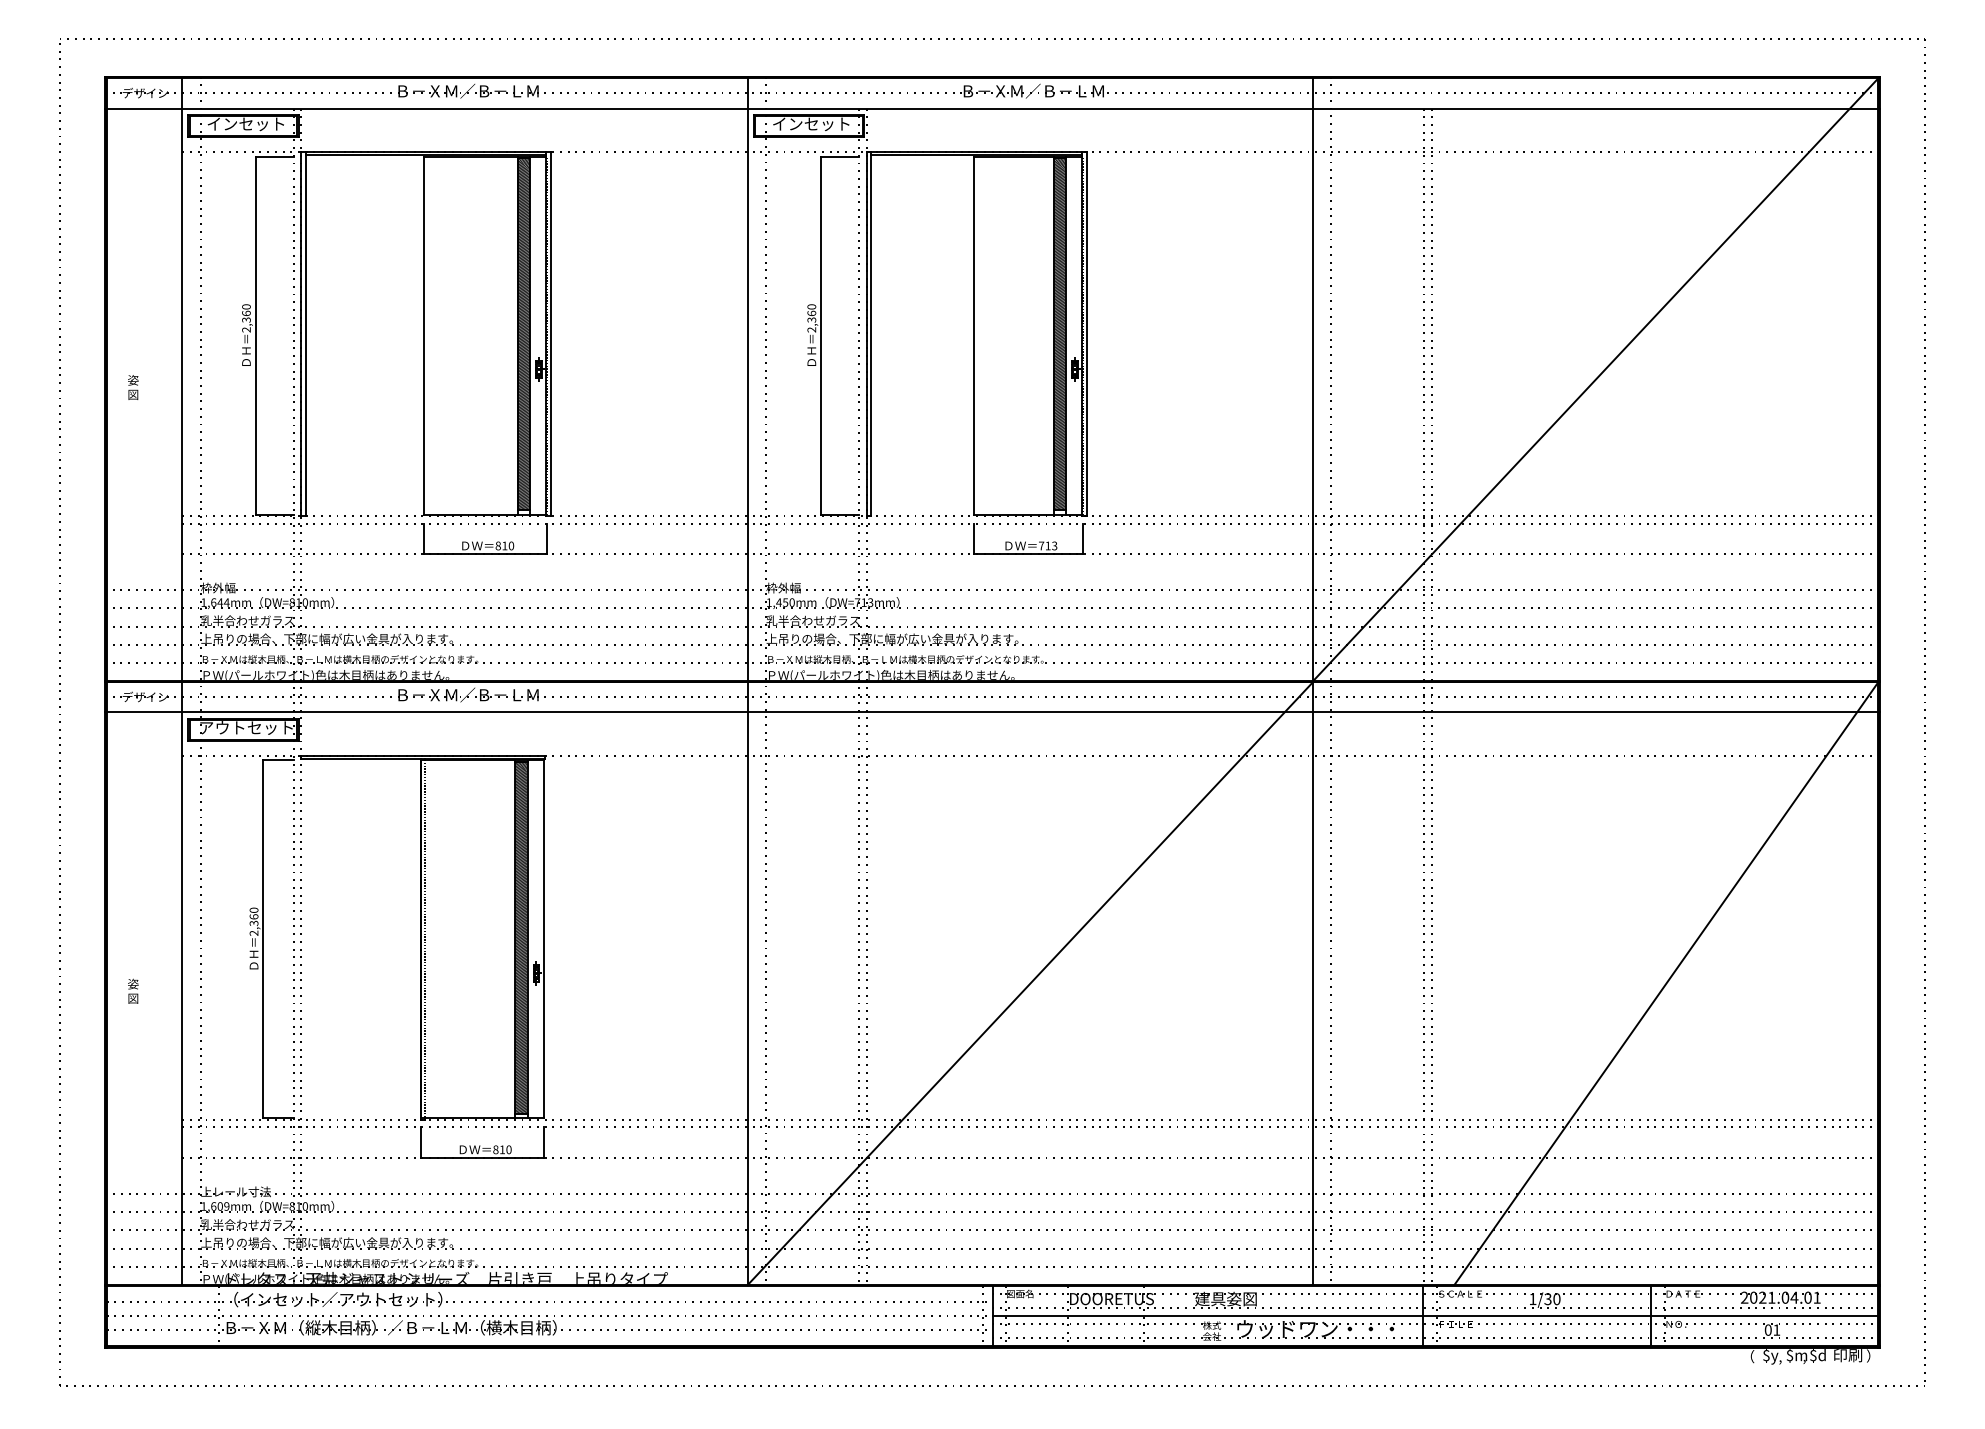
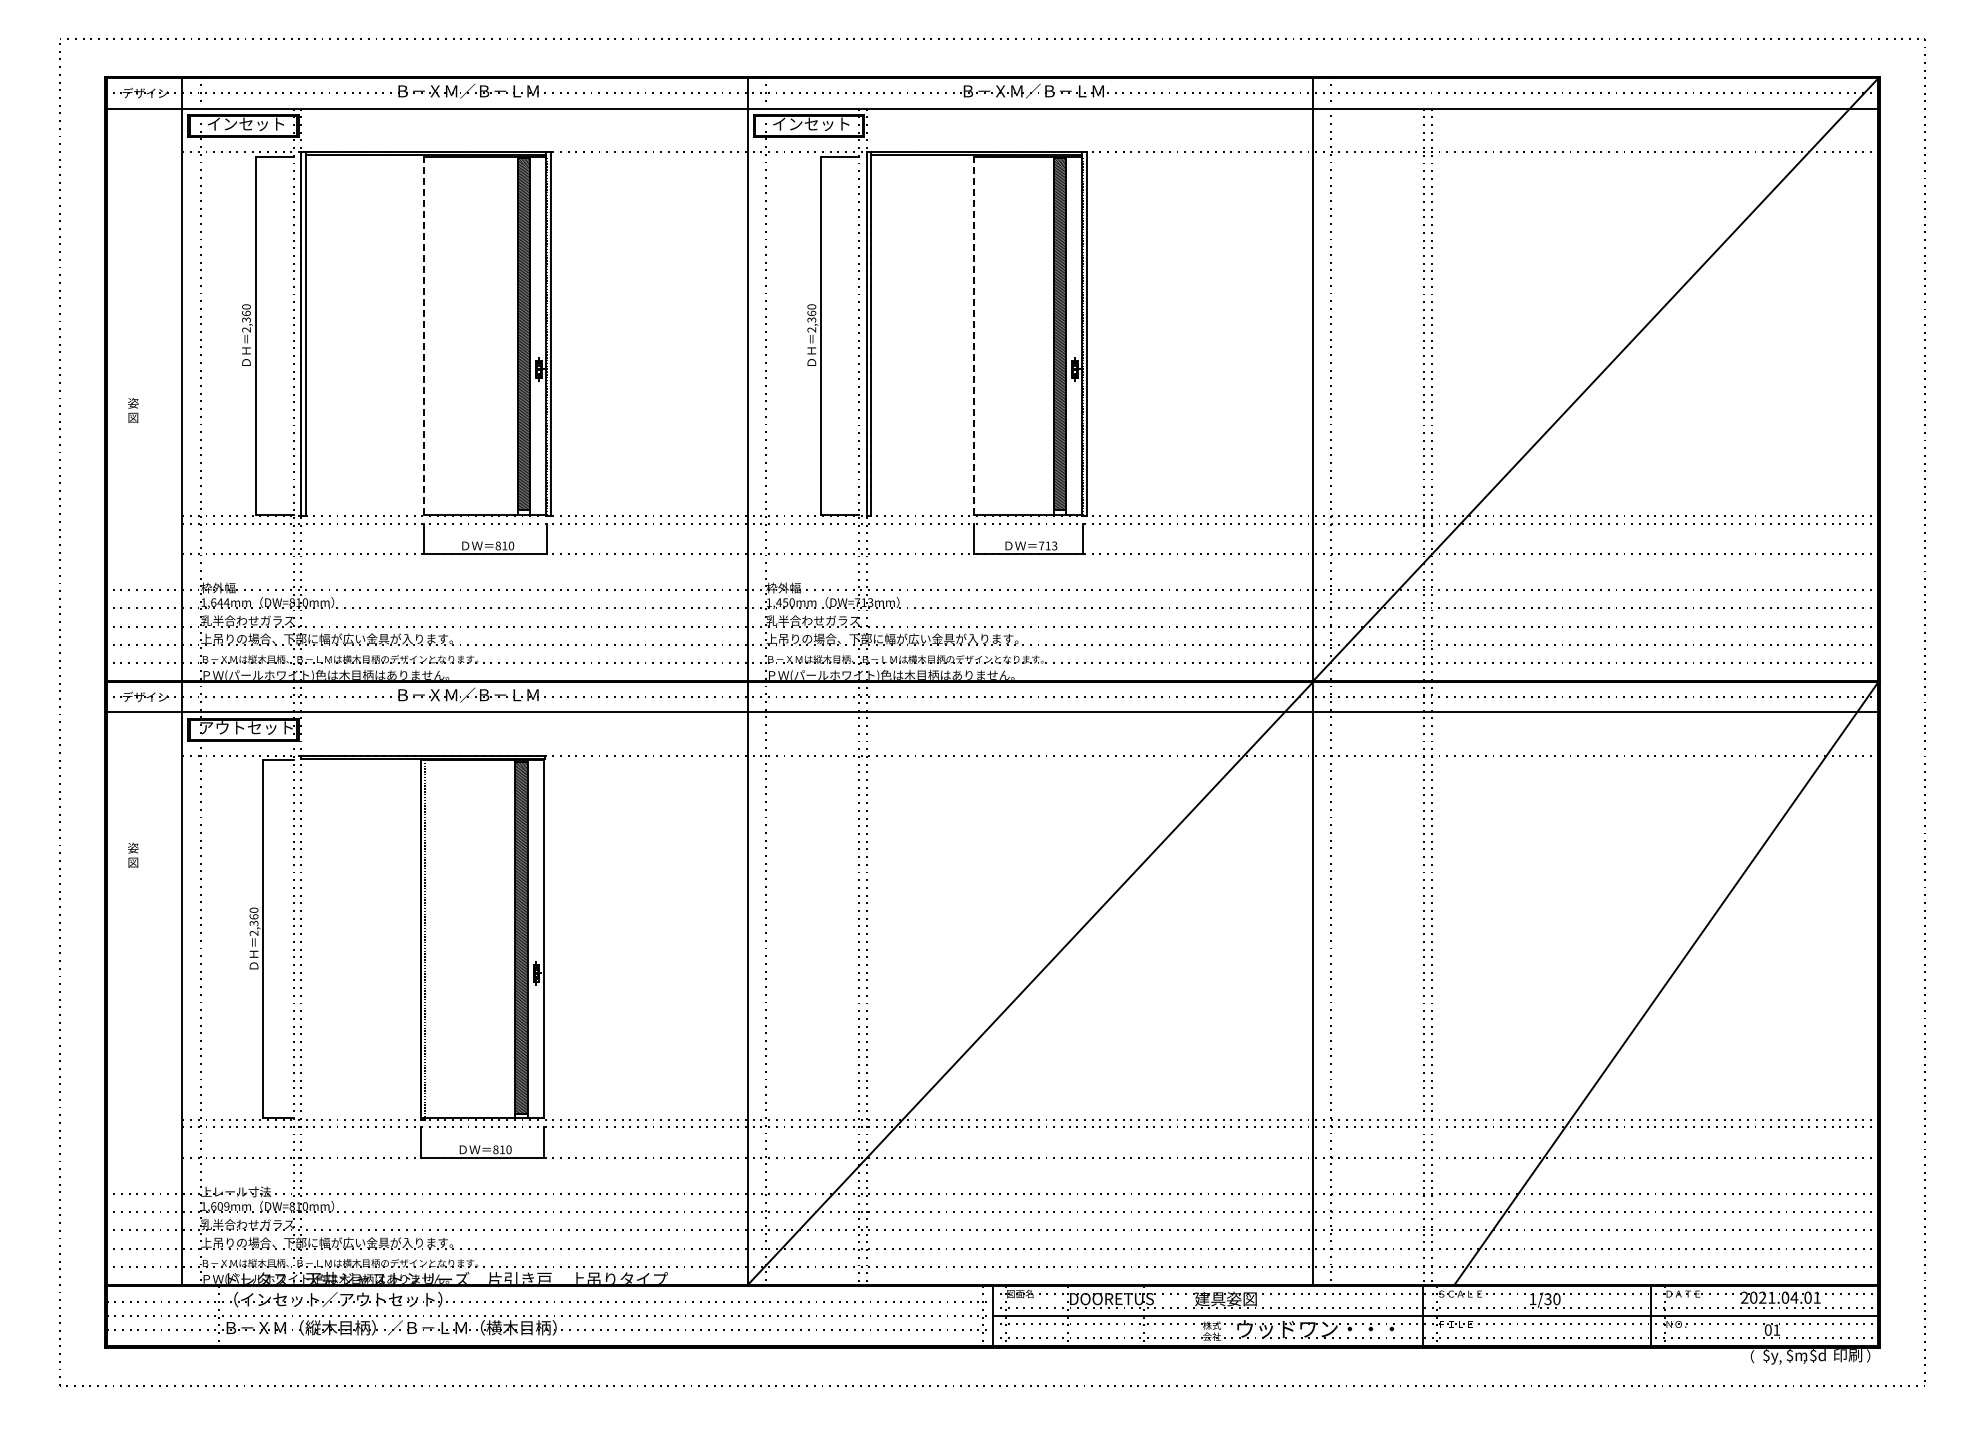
line: solid -> dashed (423, 335)
line: solid -> dashed (974, 335)
text position: (133, 387) -> (133, 410) (133, 410)
text position: (133, 990) -> (133, 854) (133, 854)
